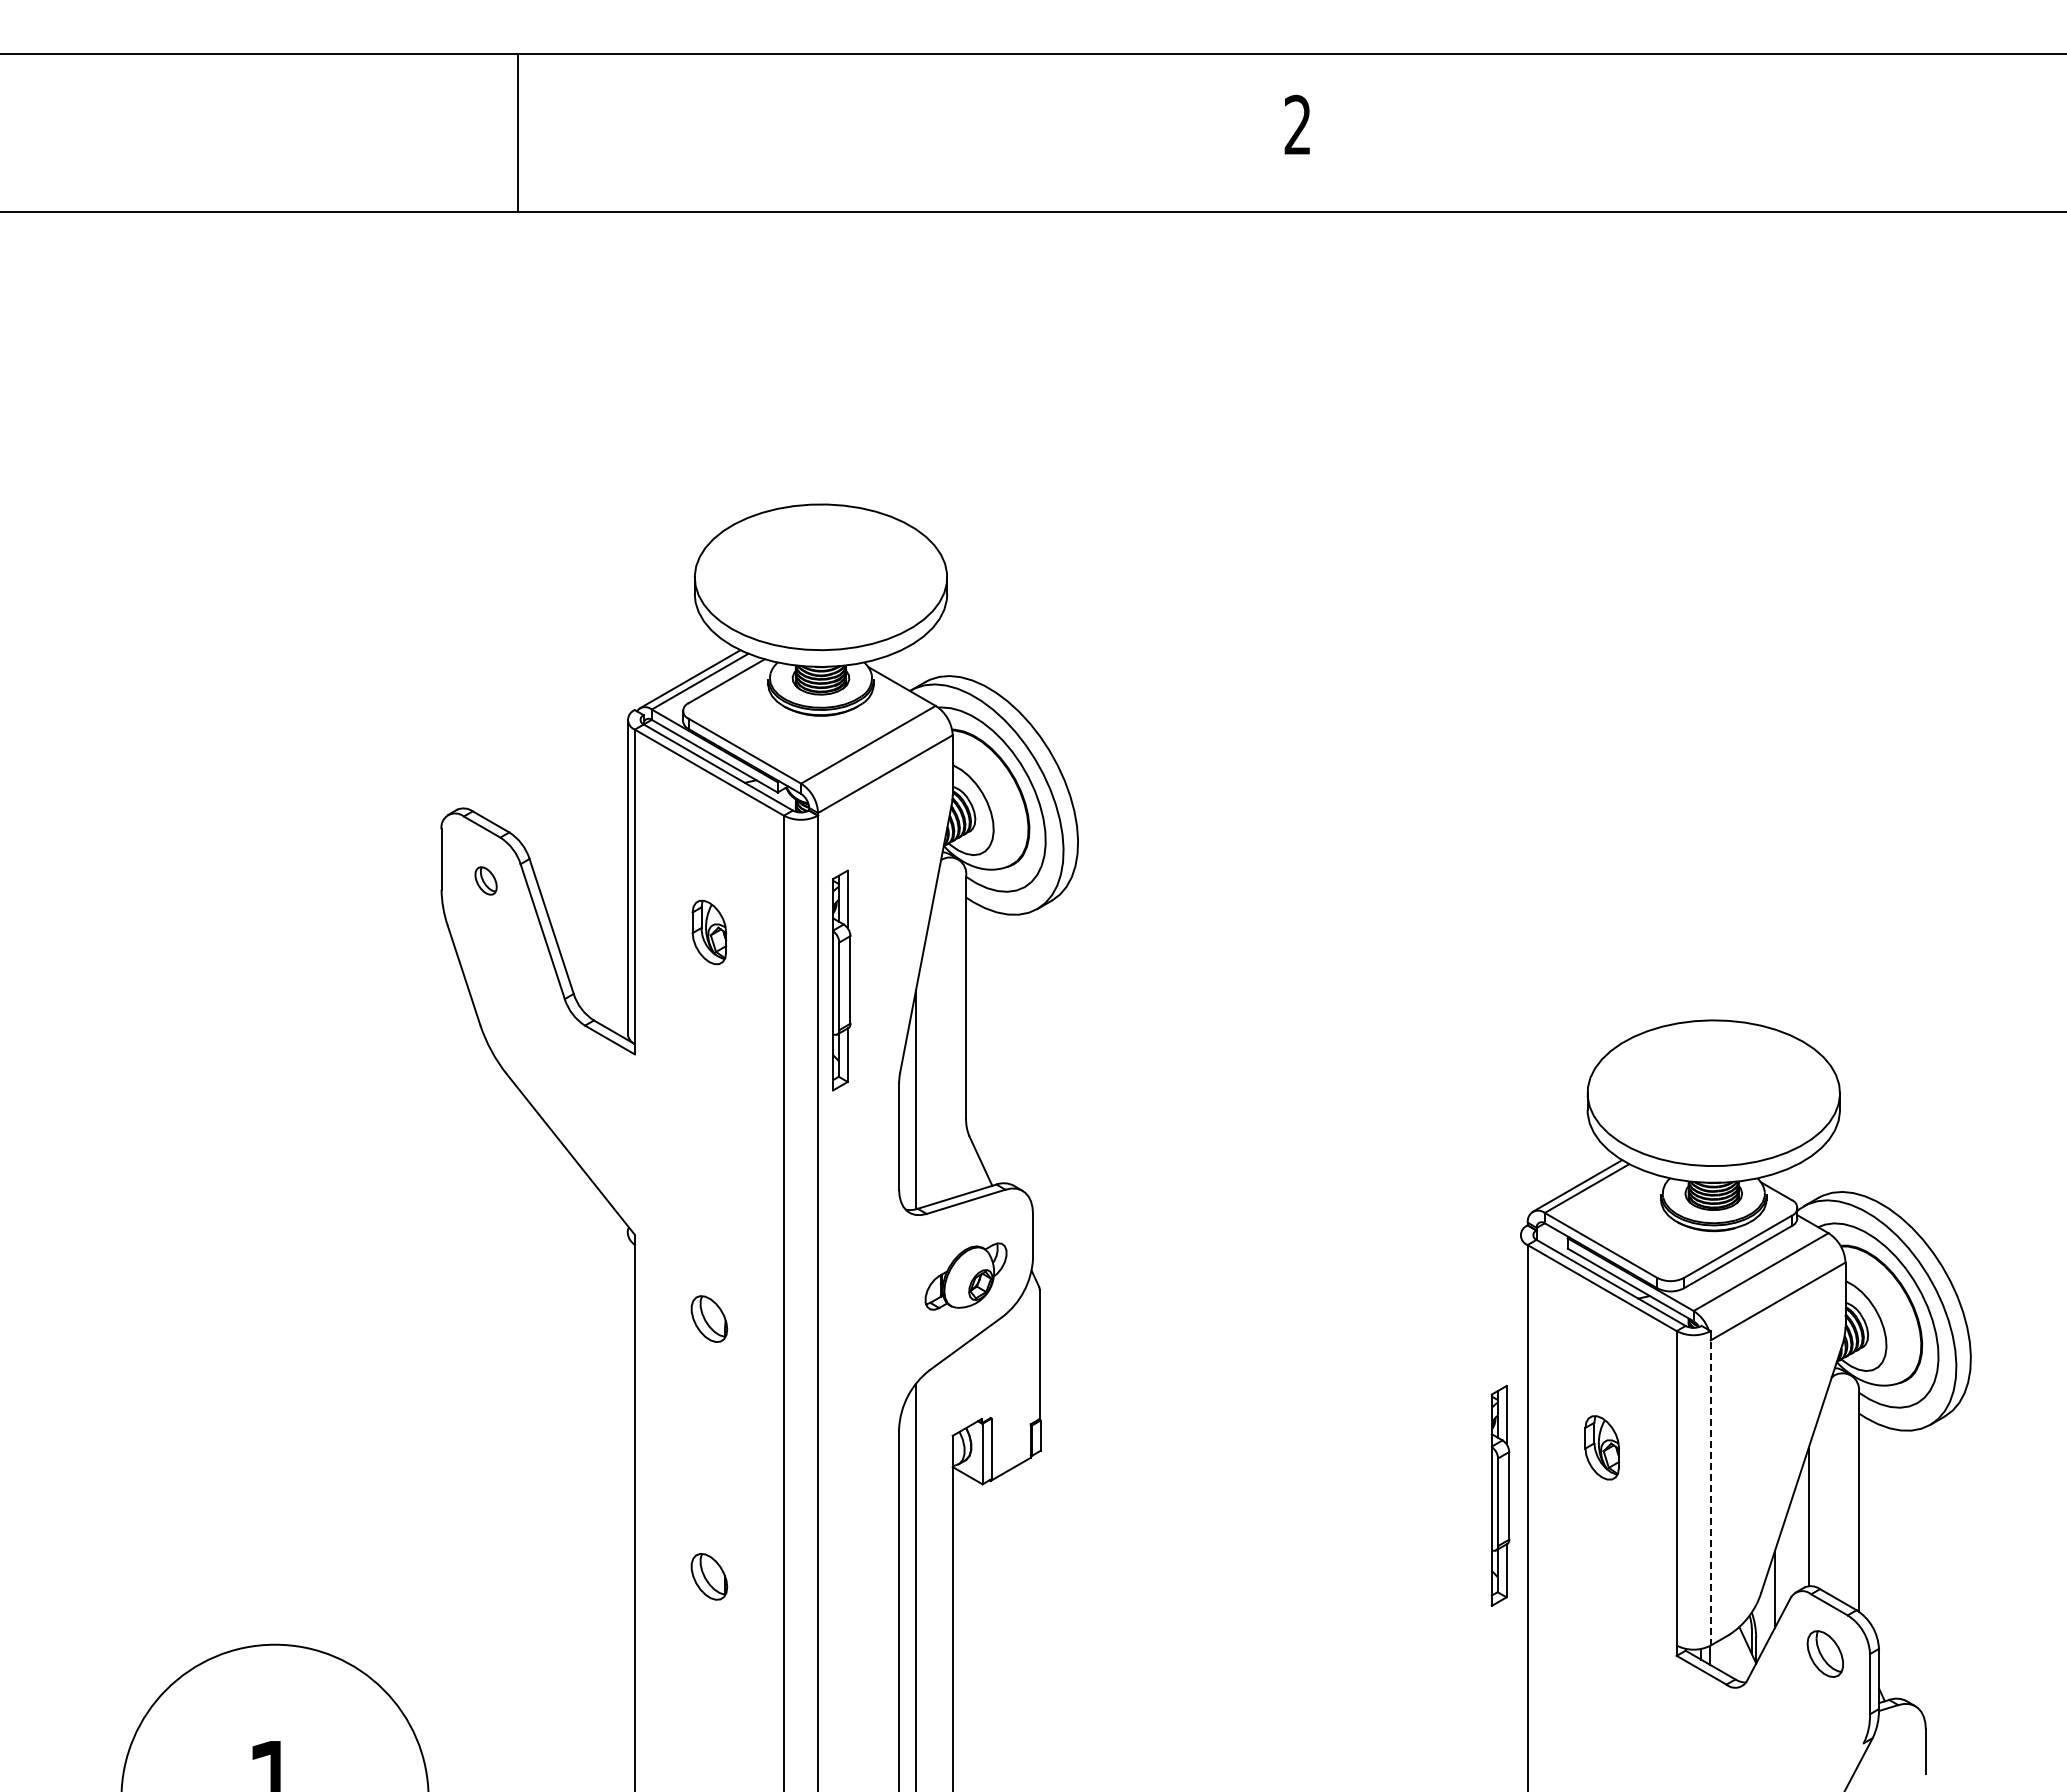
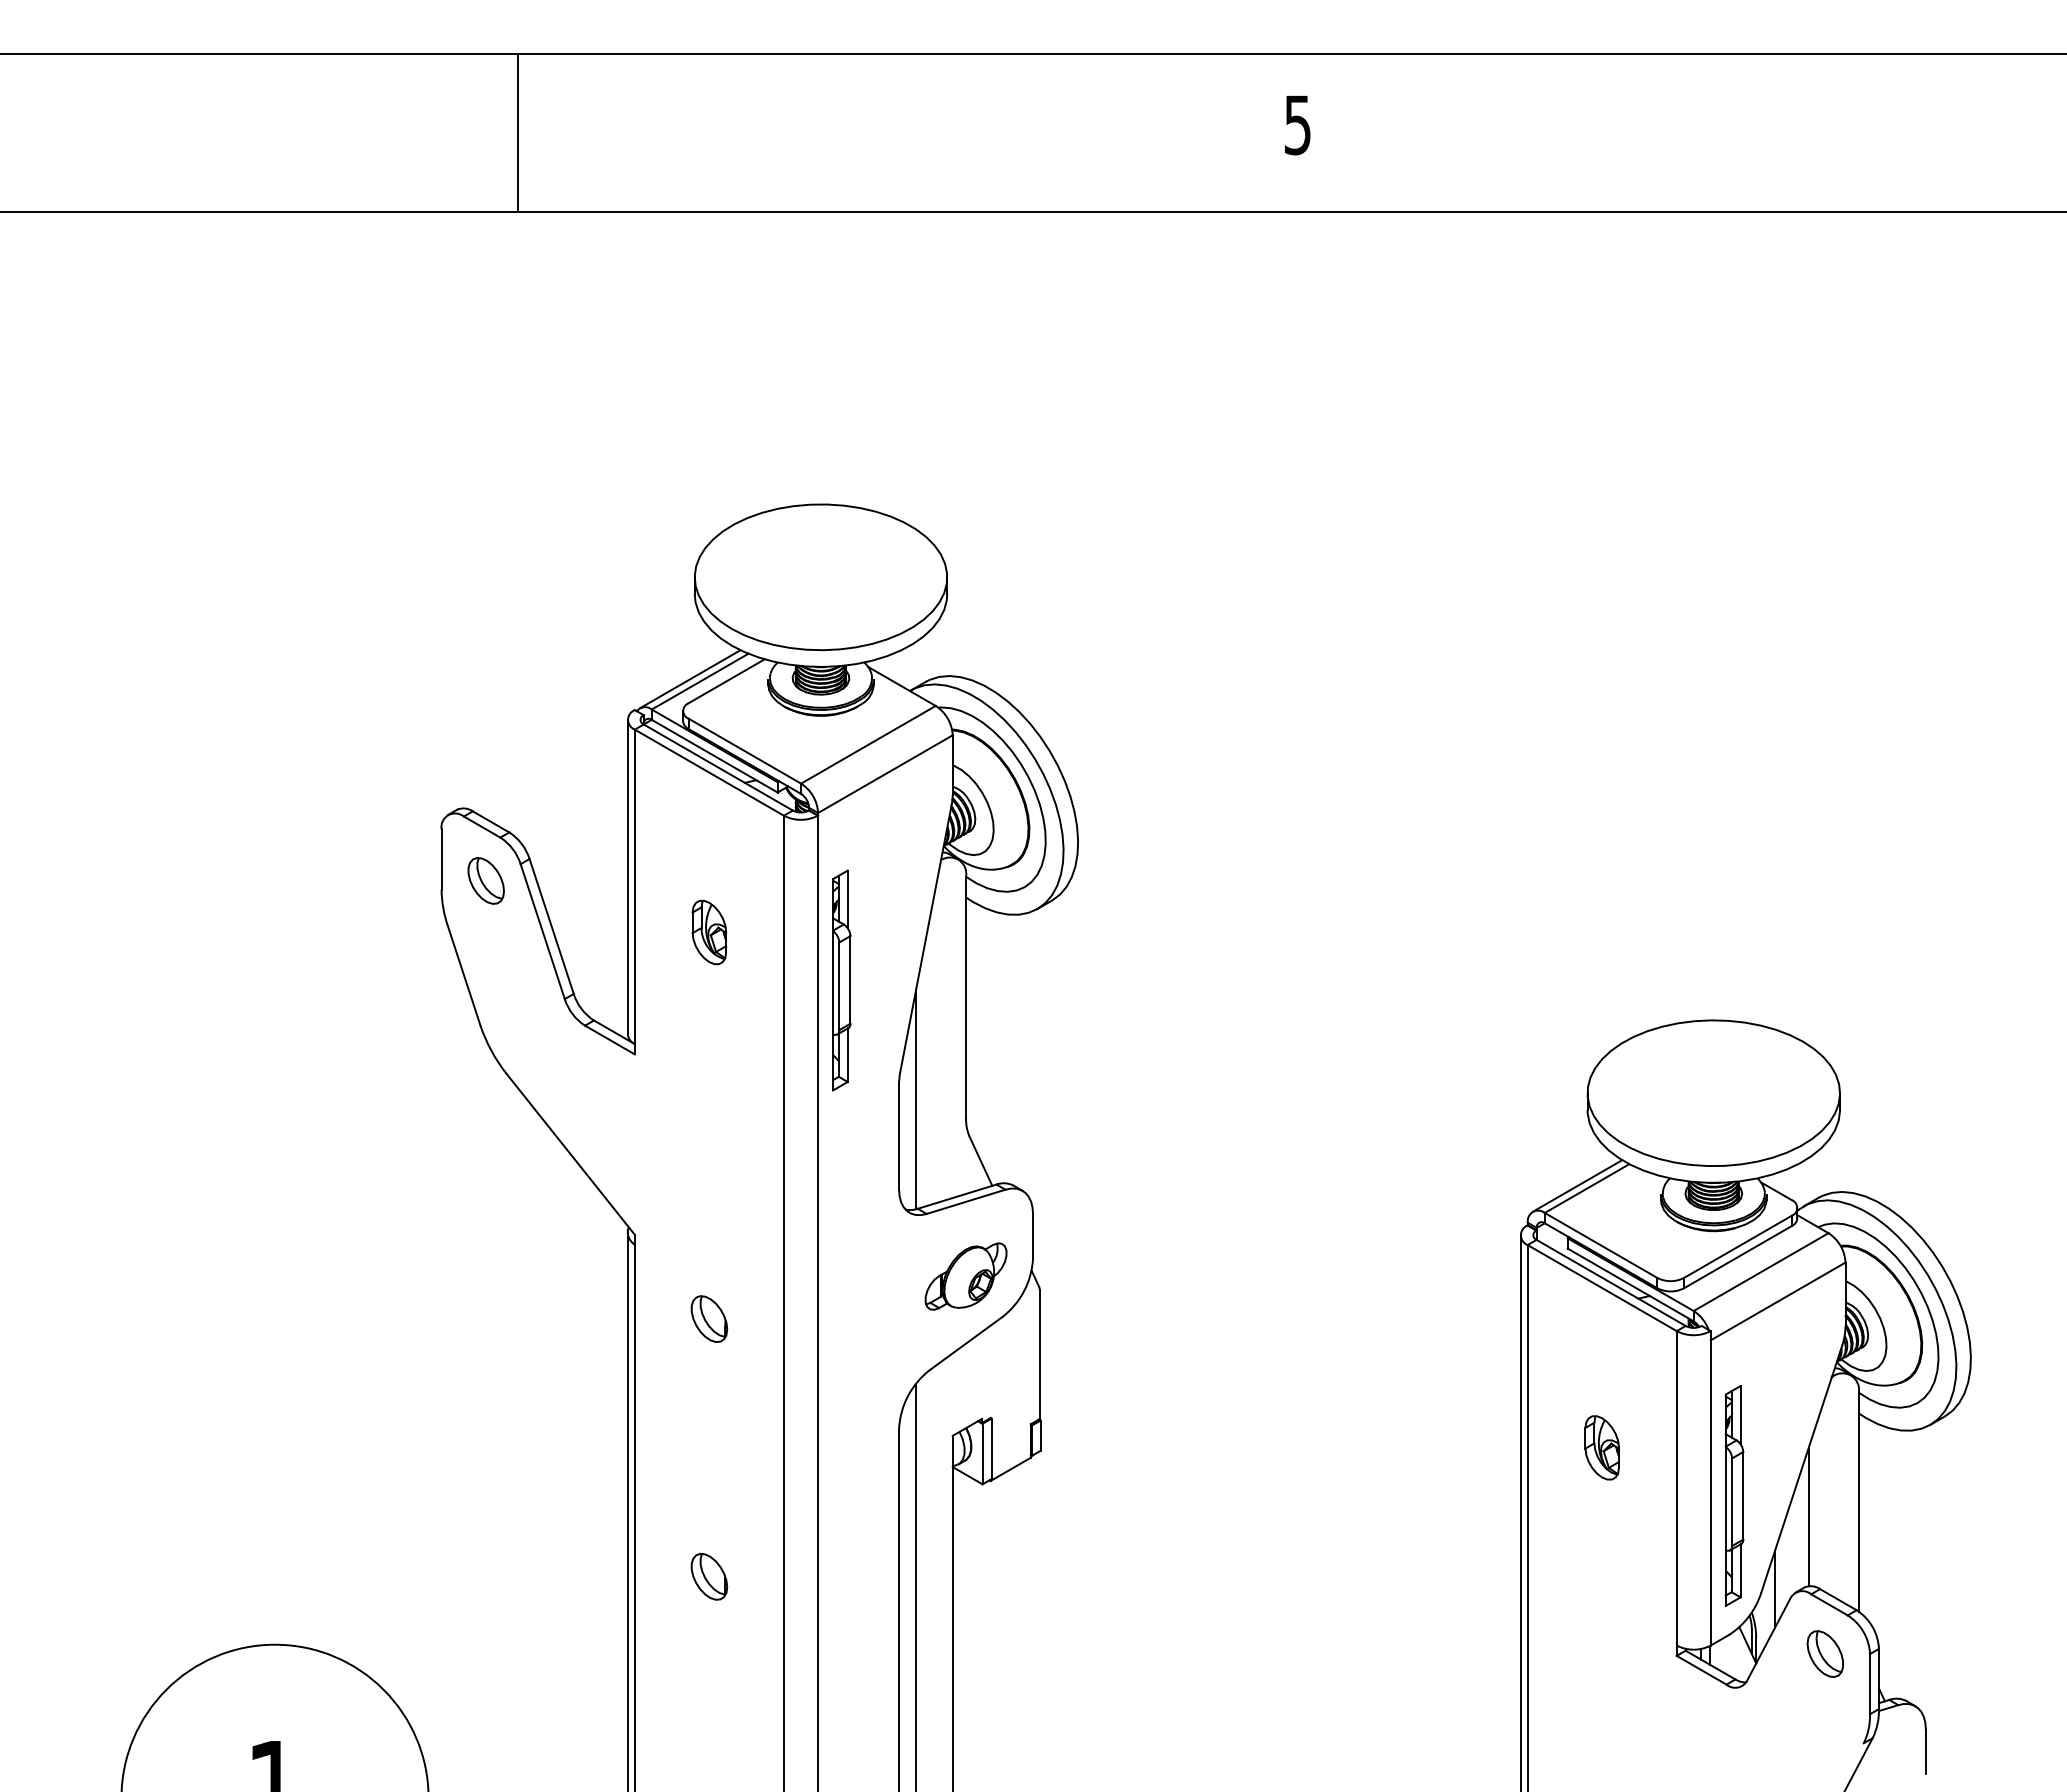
text: 2 -> 5 (1297, 124)
part size: 24x30 px -> 38x48 px (485, 880)
line: dashed -> solid (1710, 1492)
part position: (1500, 1495) -> (1734, 1495) (1734, 1495)
line: none -> present (627, 1510)
line: none -> present (1520, 1511)
